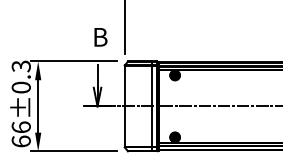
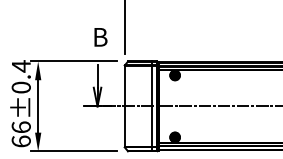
text: 66±0.3 -> 66±0.4 (20, 66)
